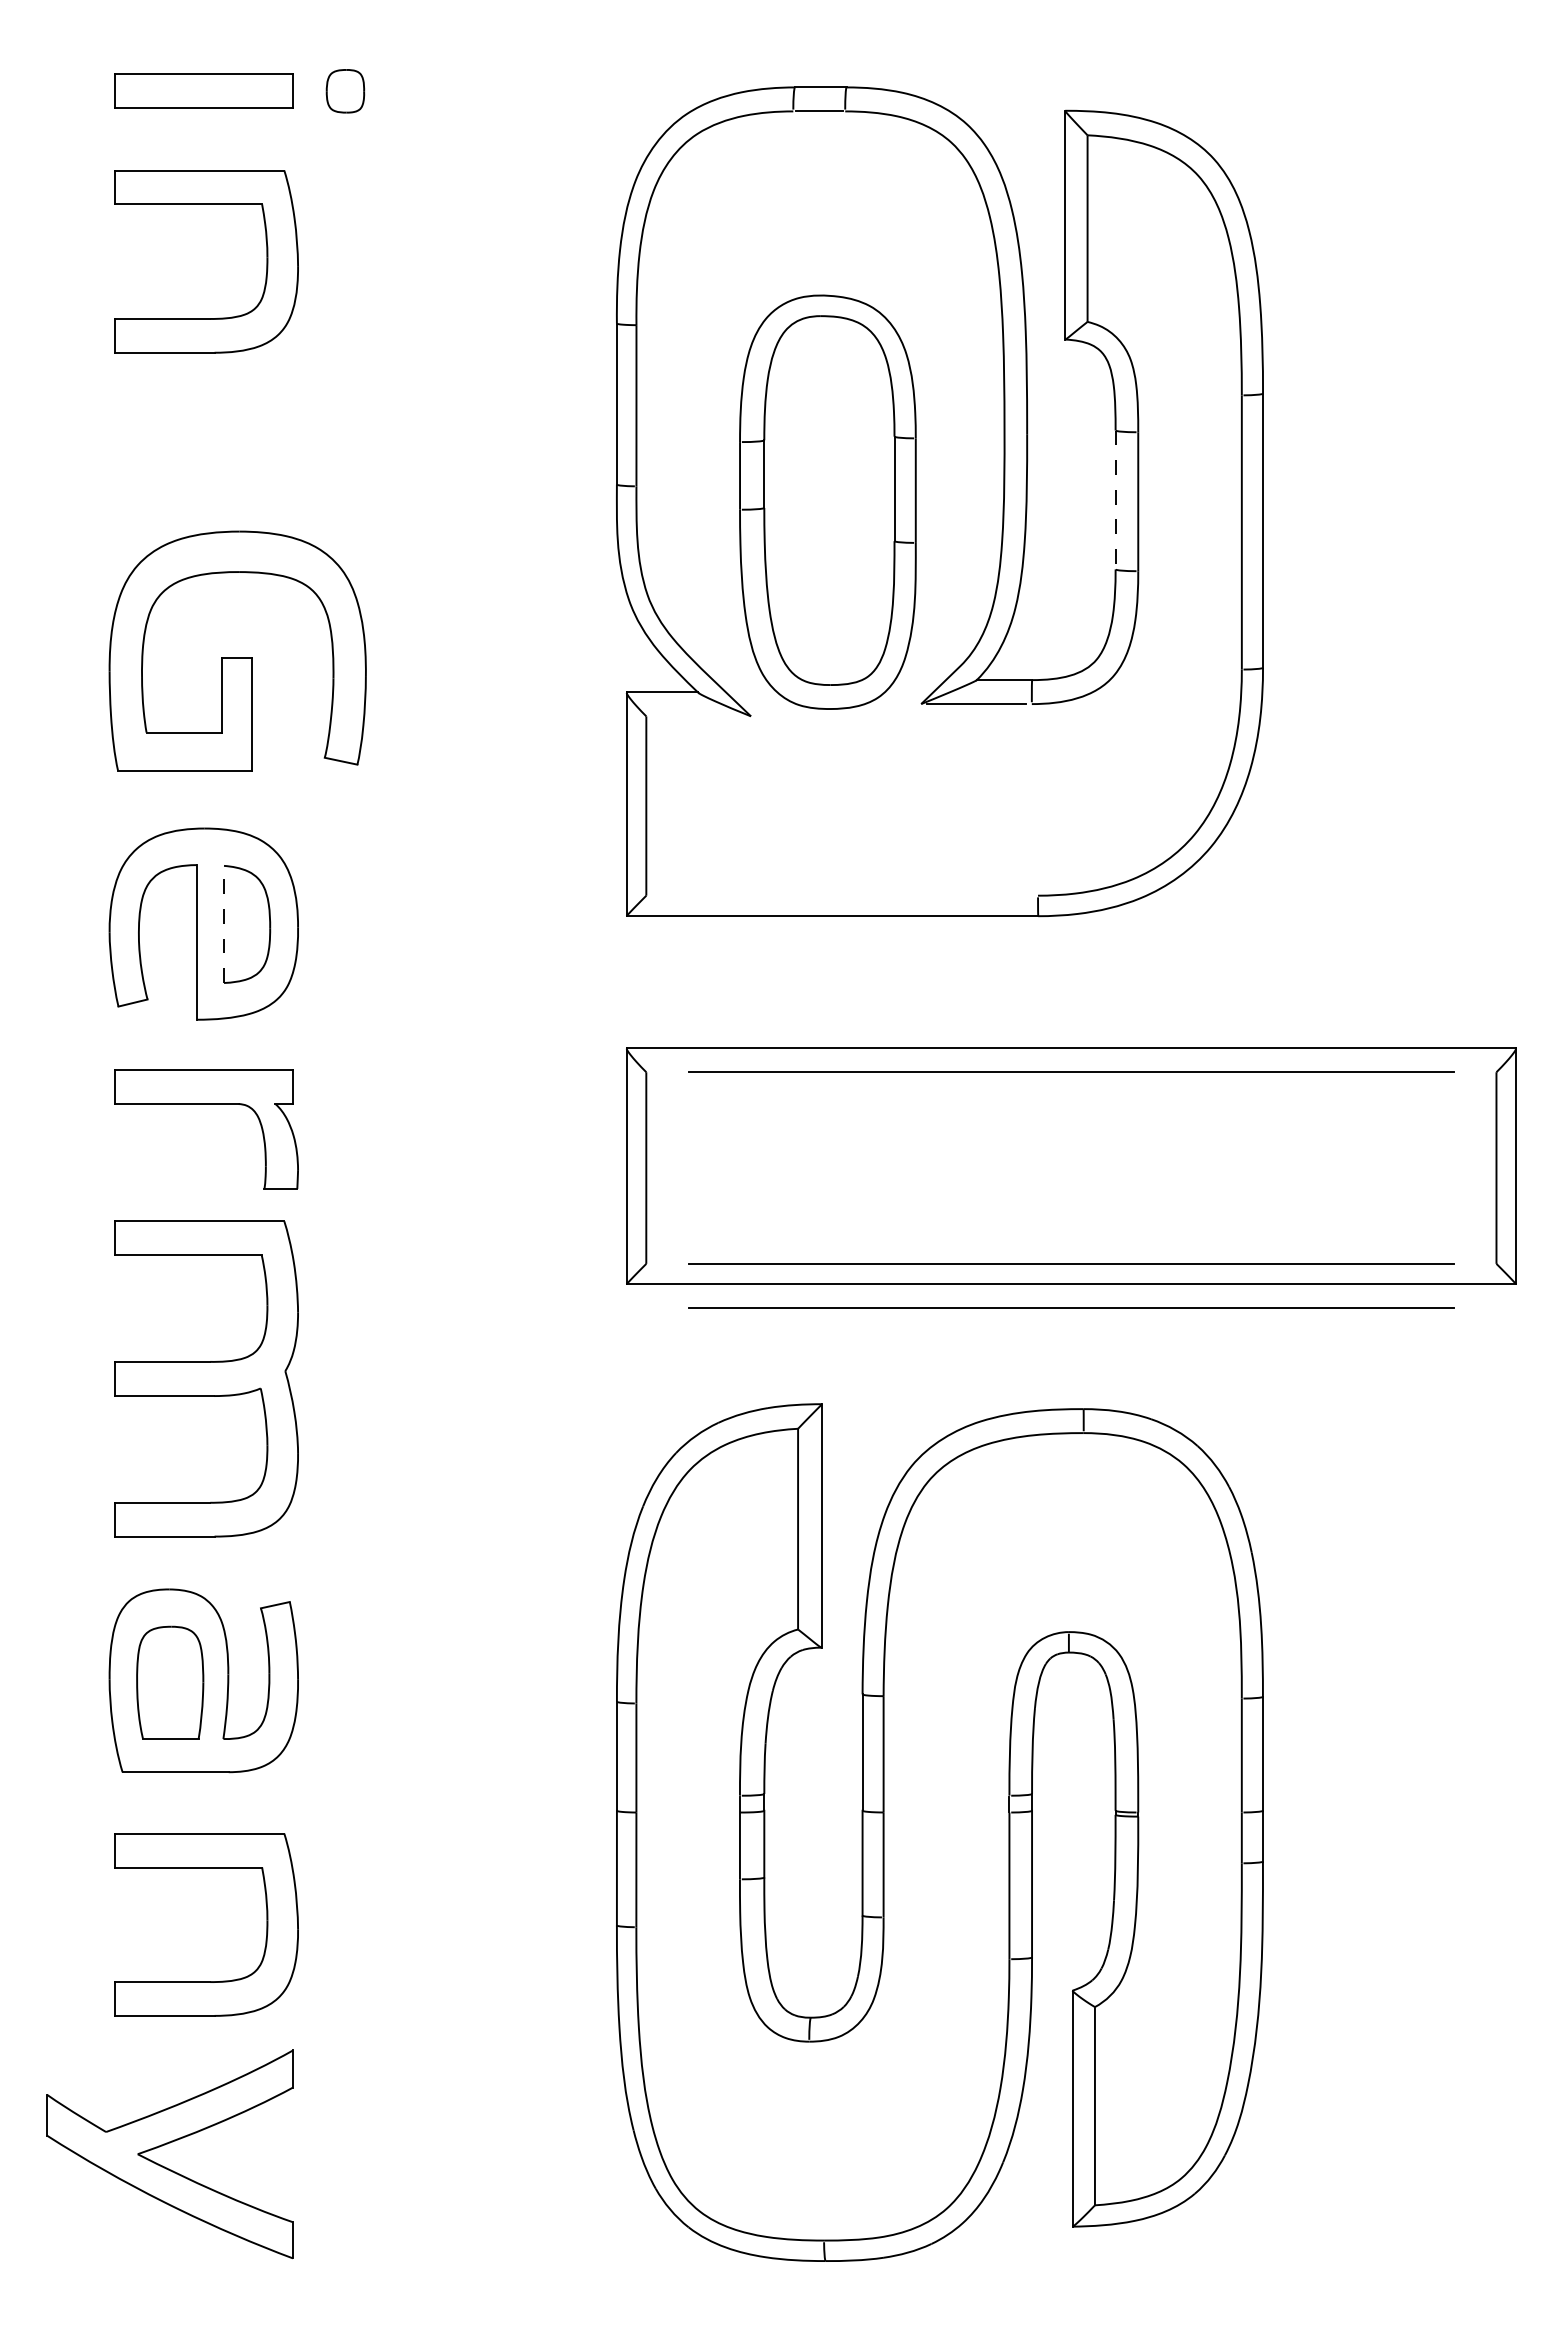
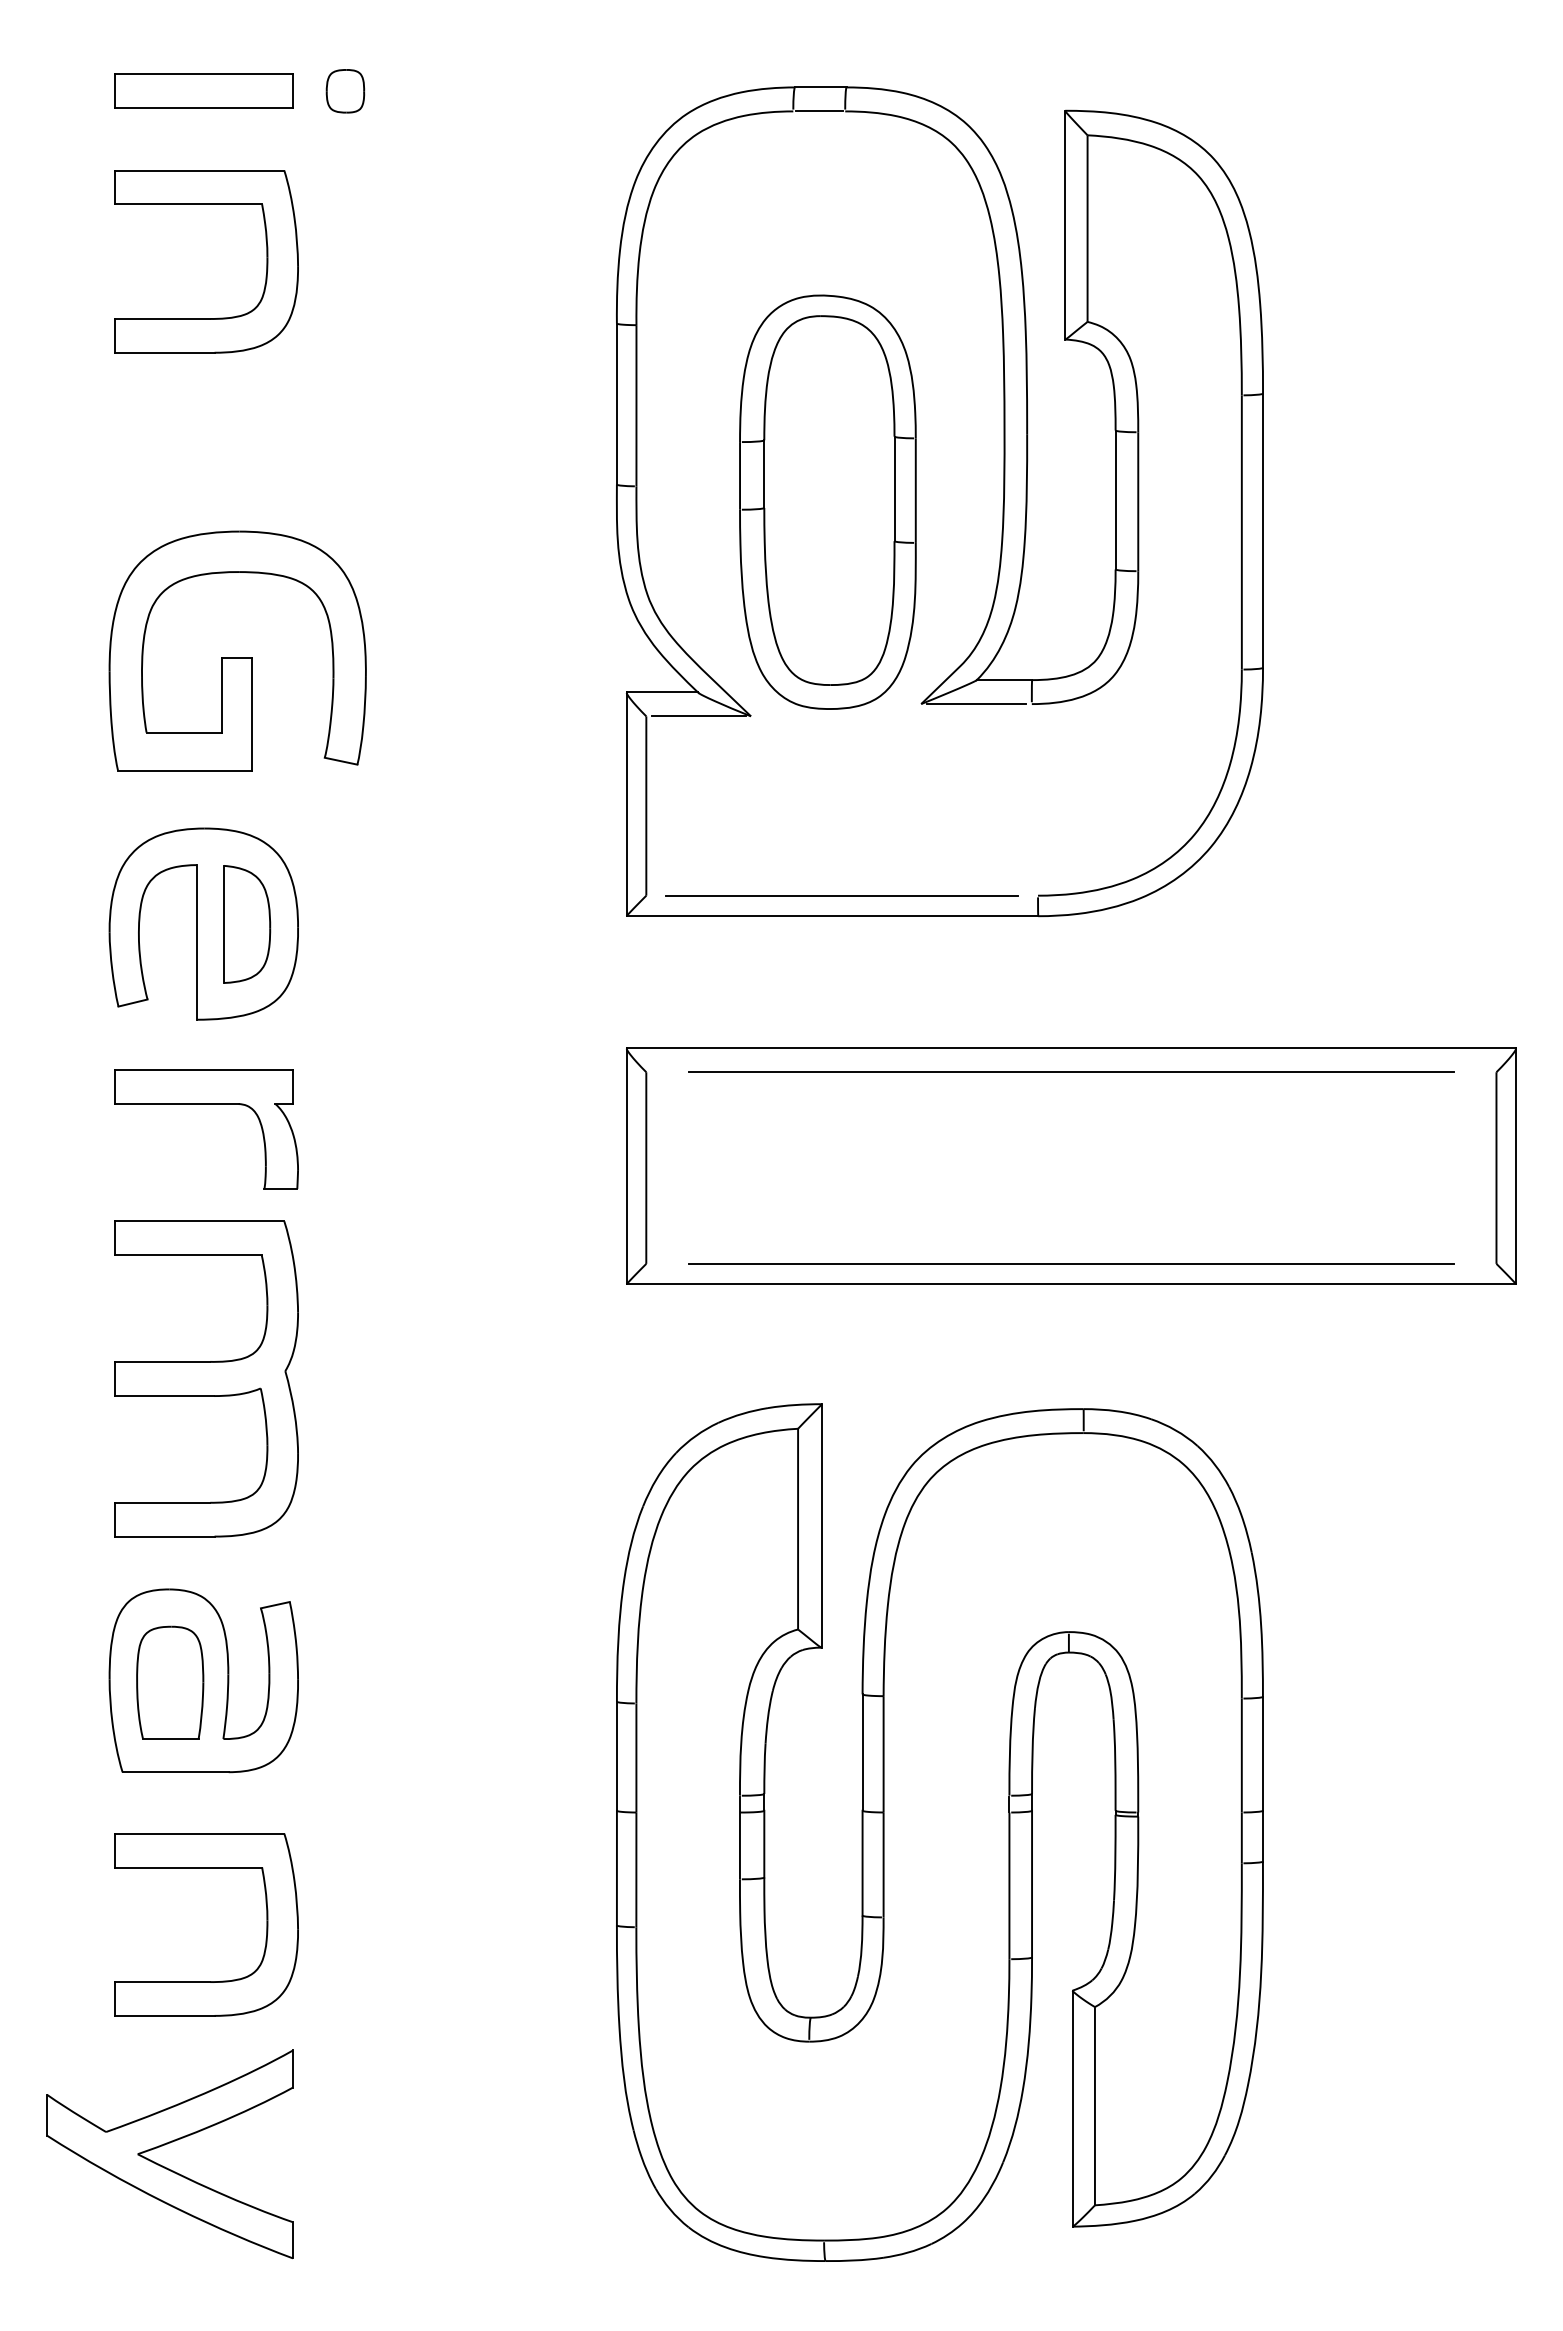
line: dashed -> solid (1115, 500)
line: none -> present (698, 716)
line: none -> present (841, 895)
line: dashed -> solid (224, 924)
line: present -> none (1071, 1307)
